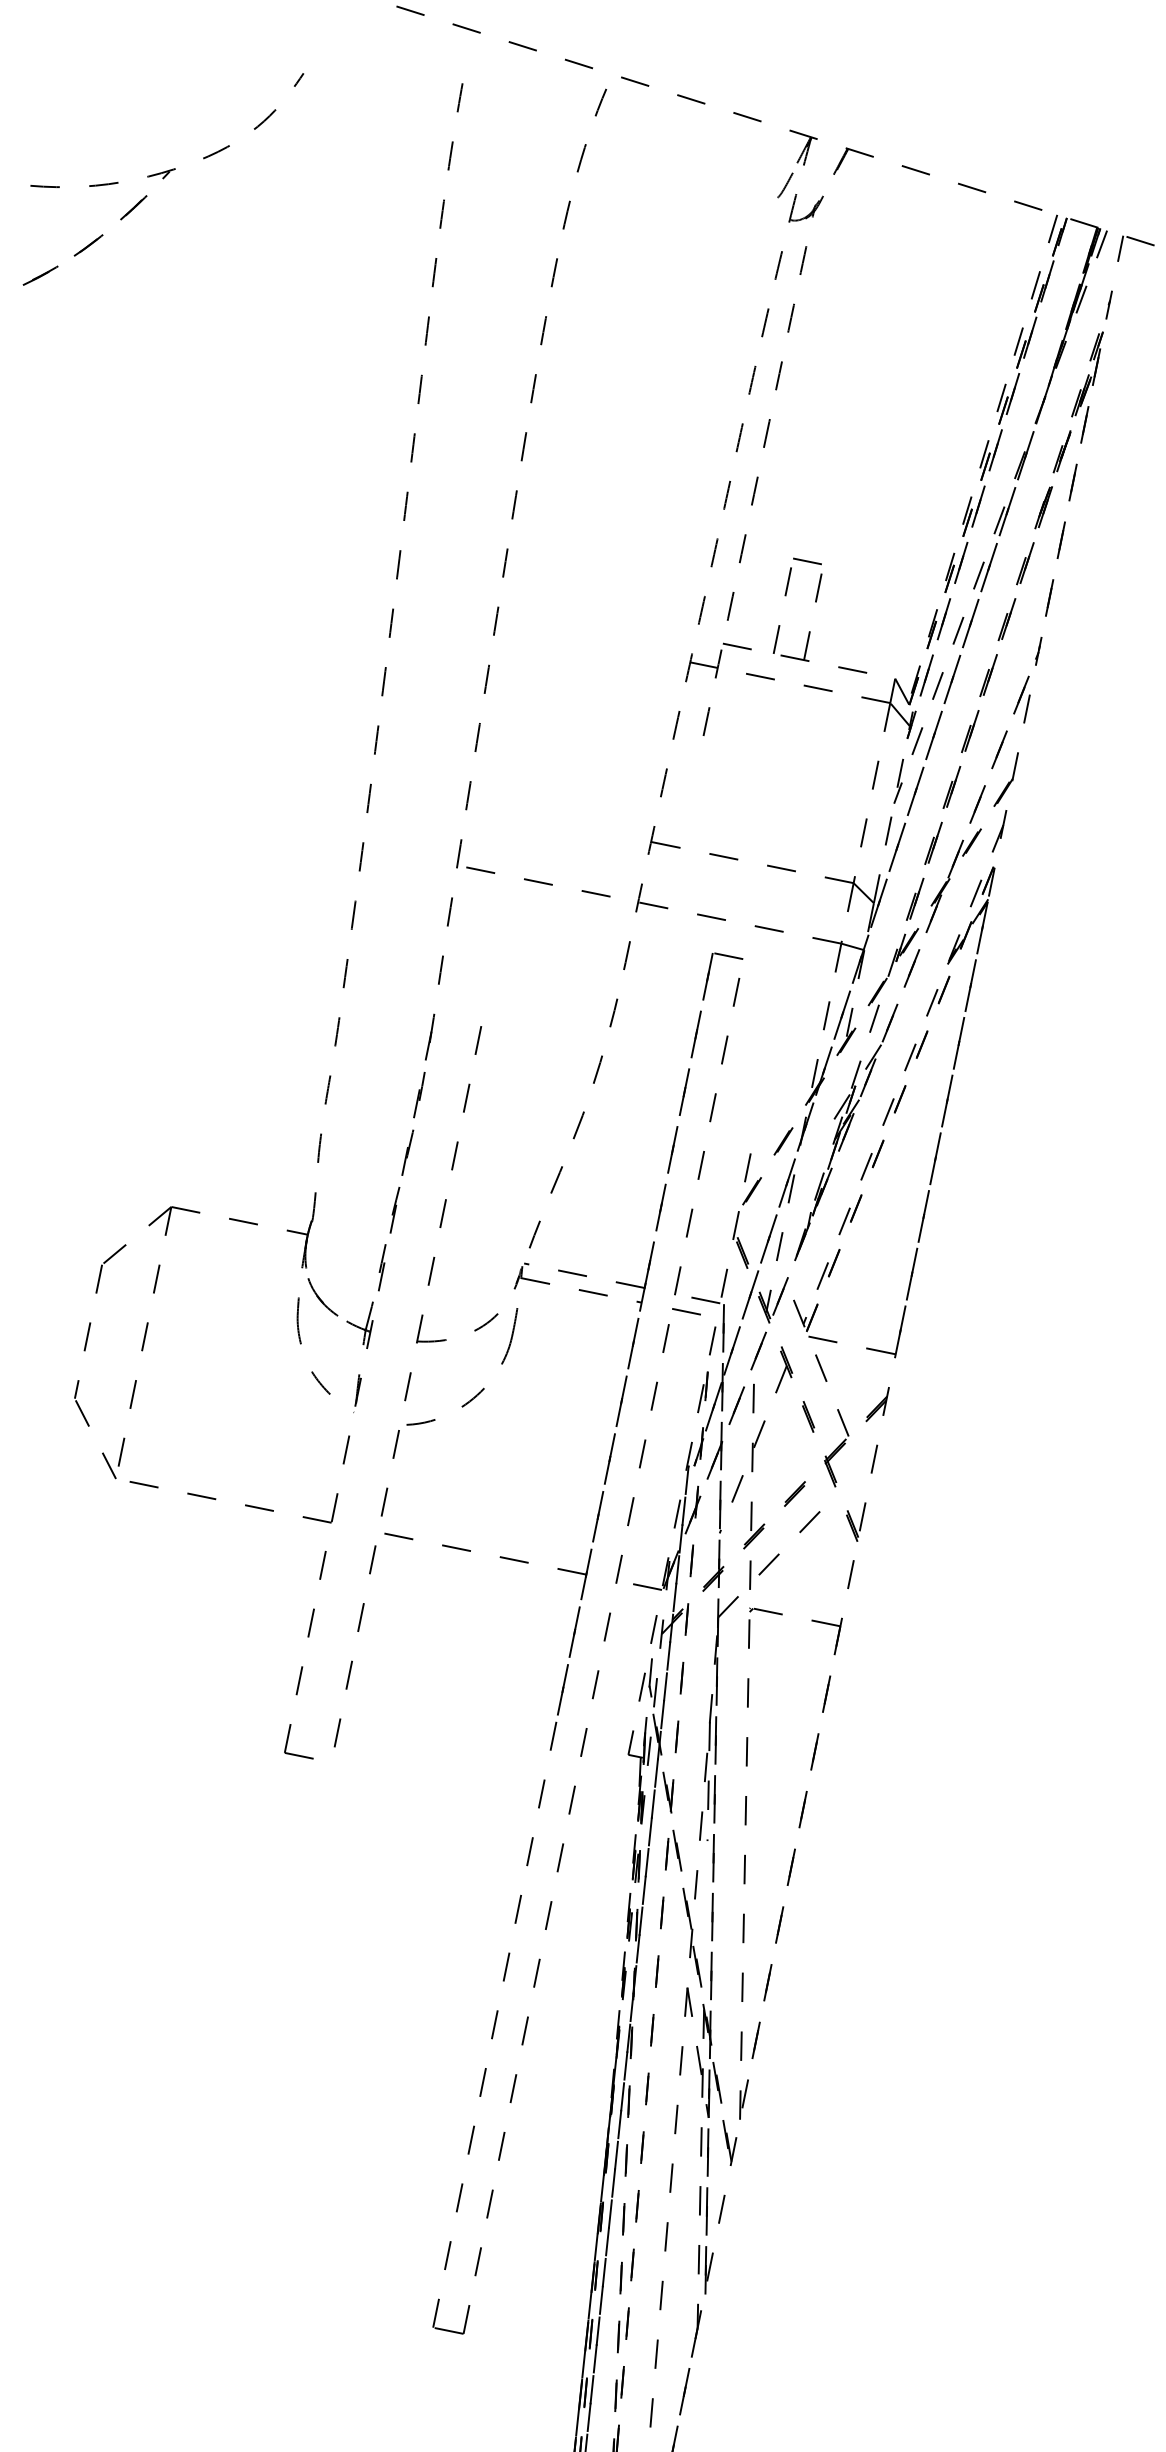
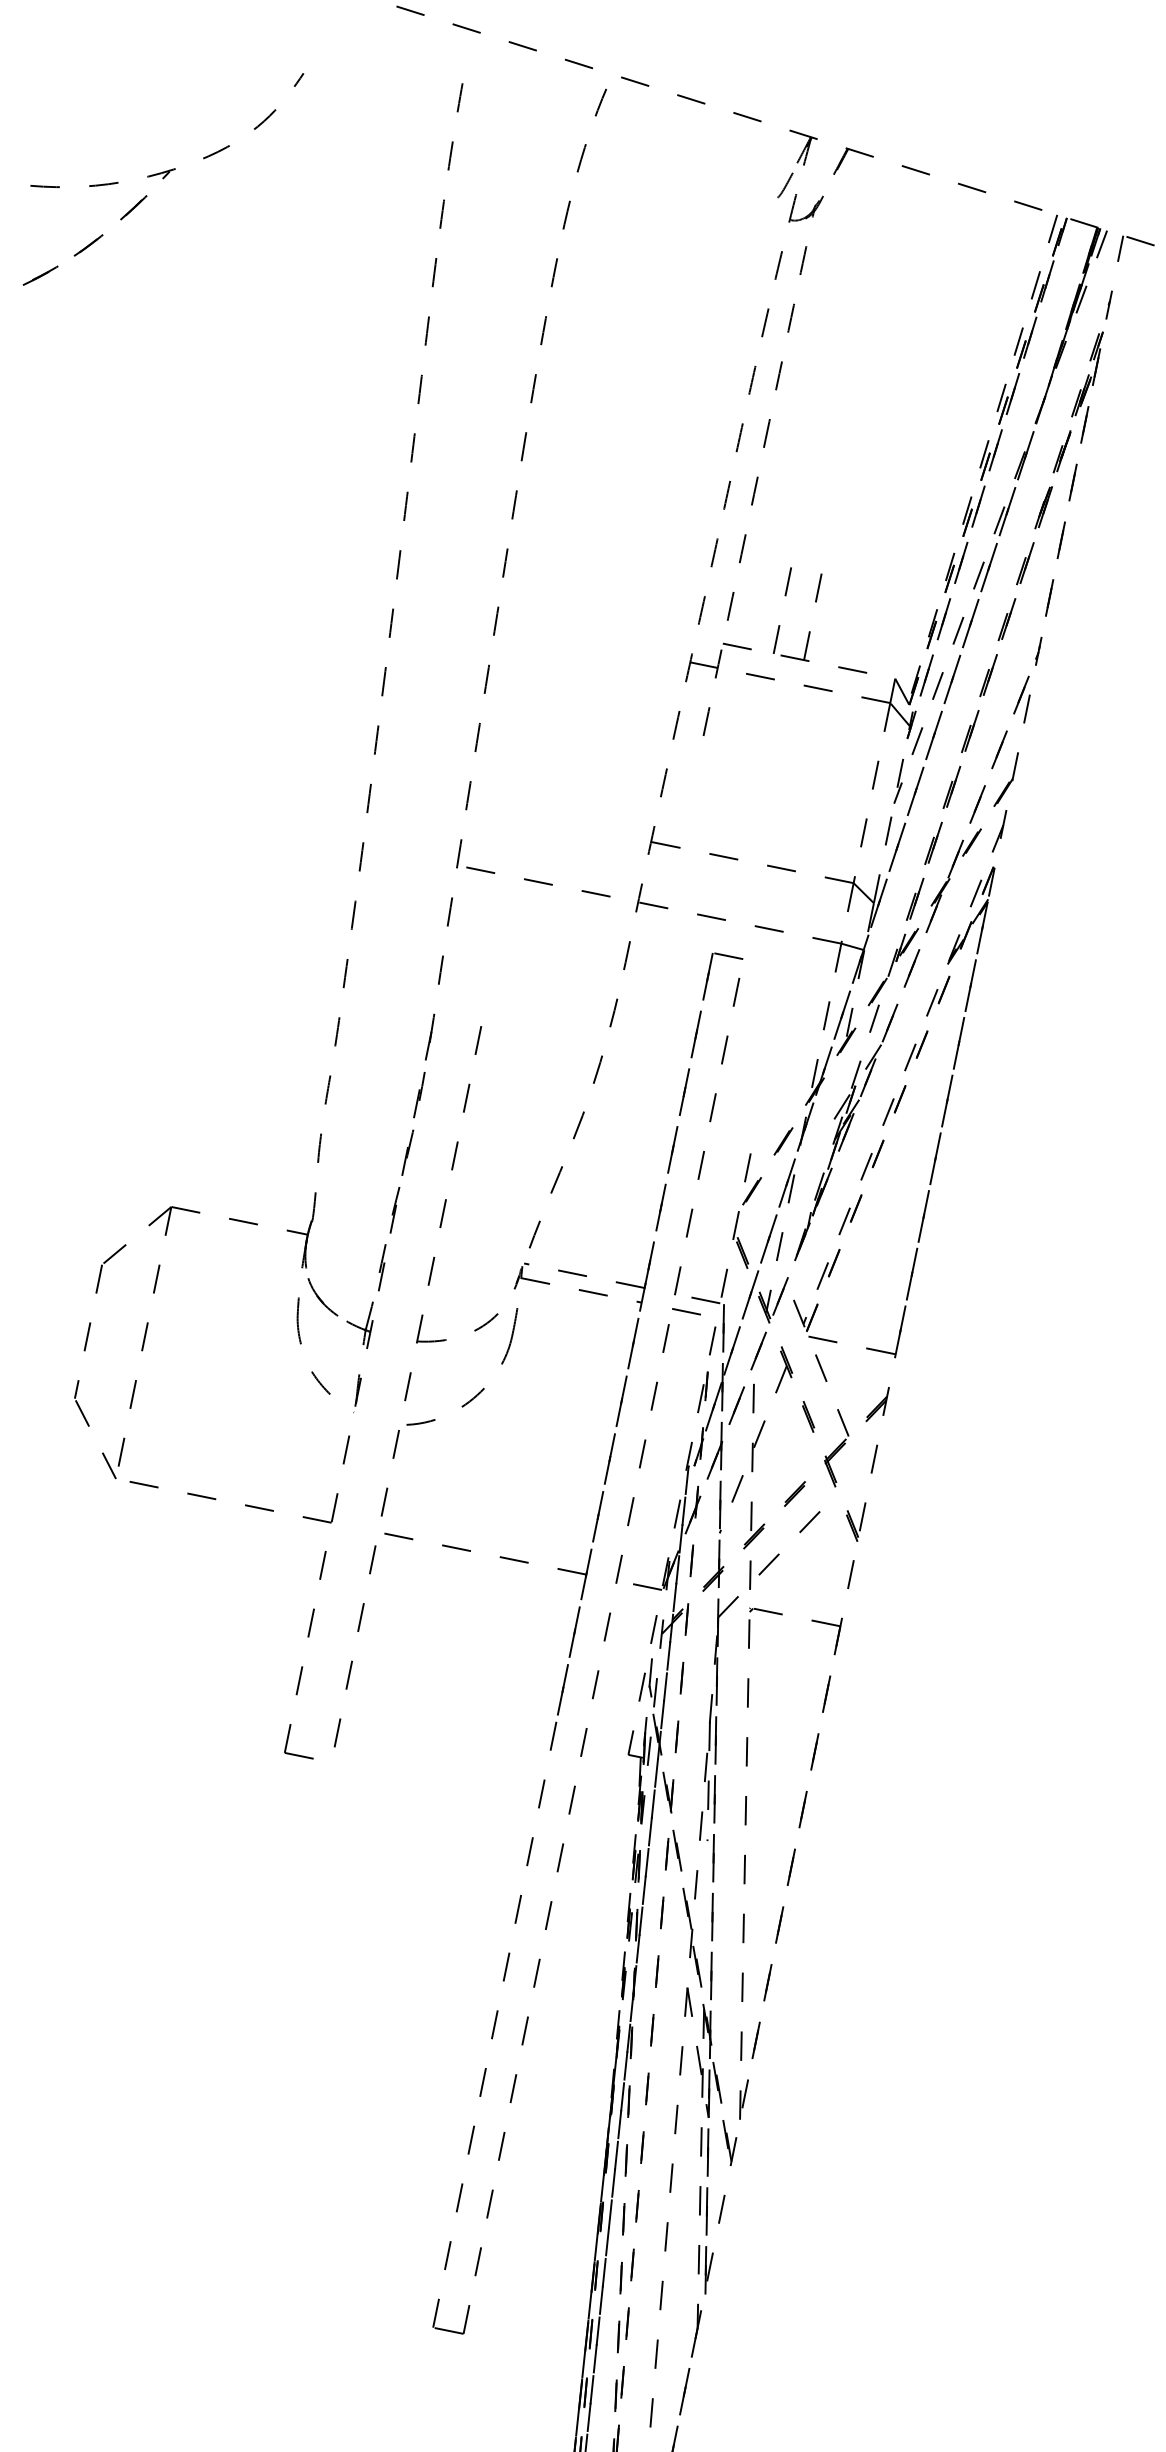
line: present -> none (807, 561)
